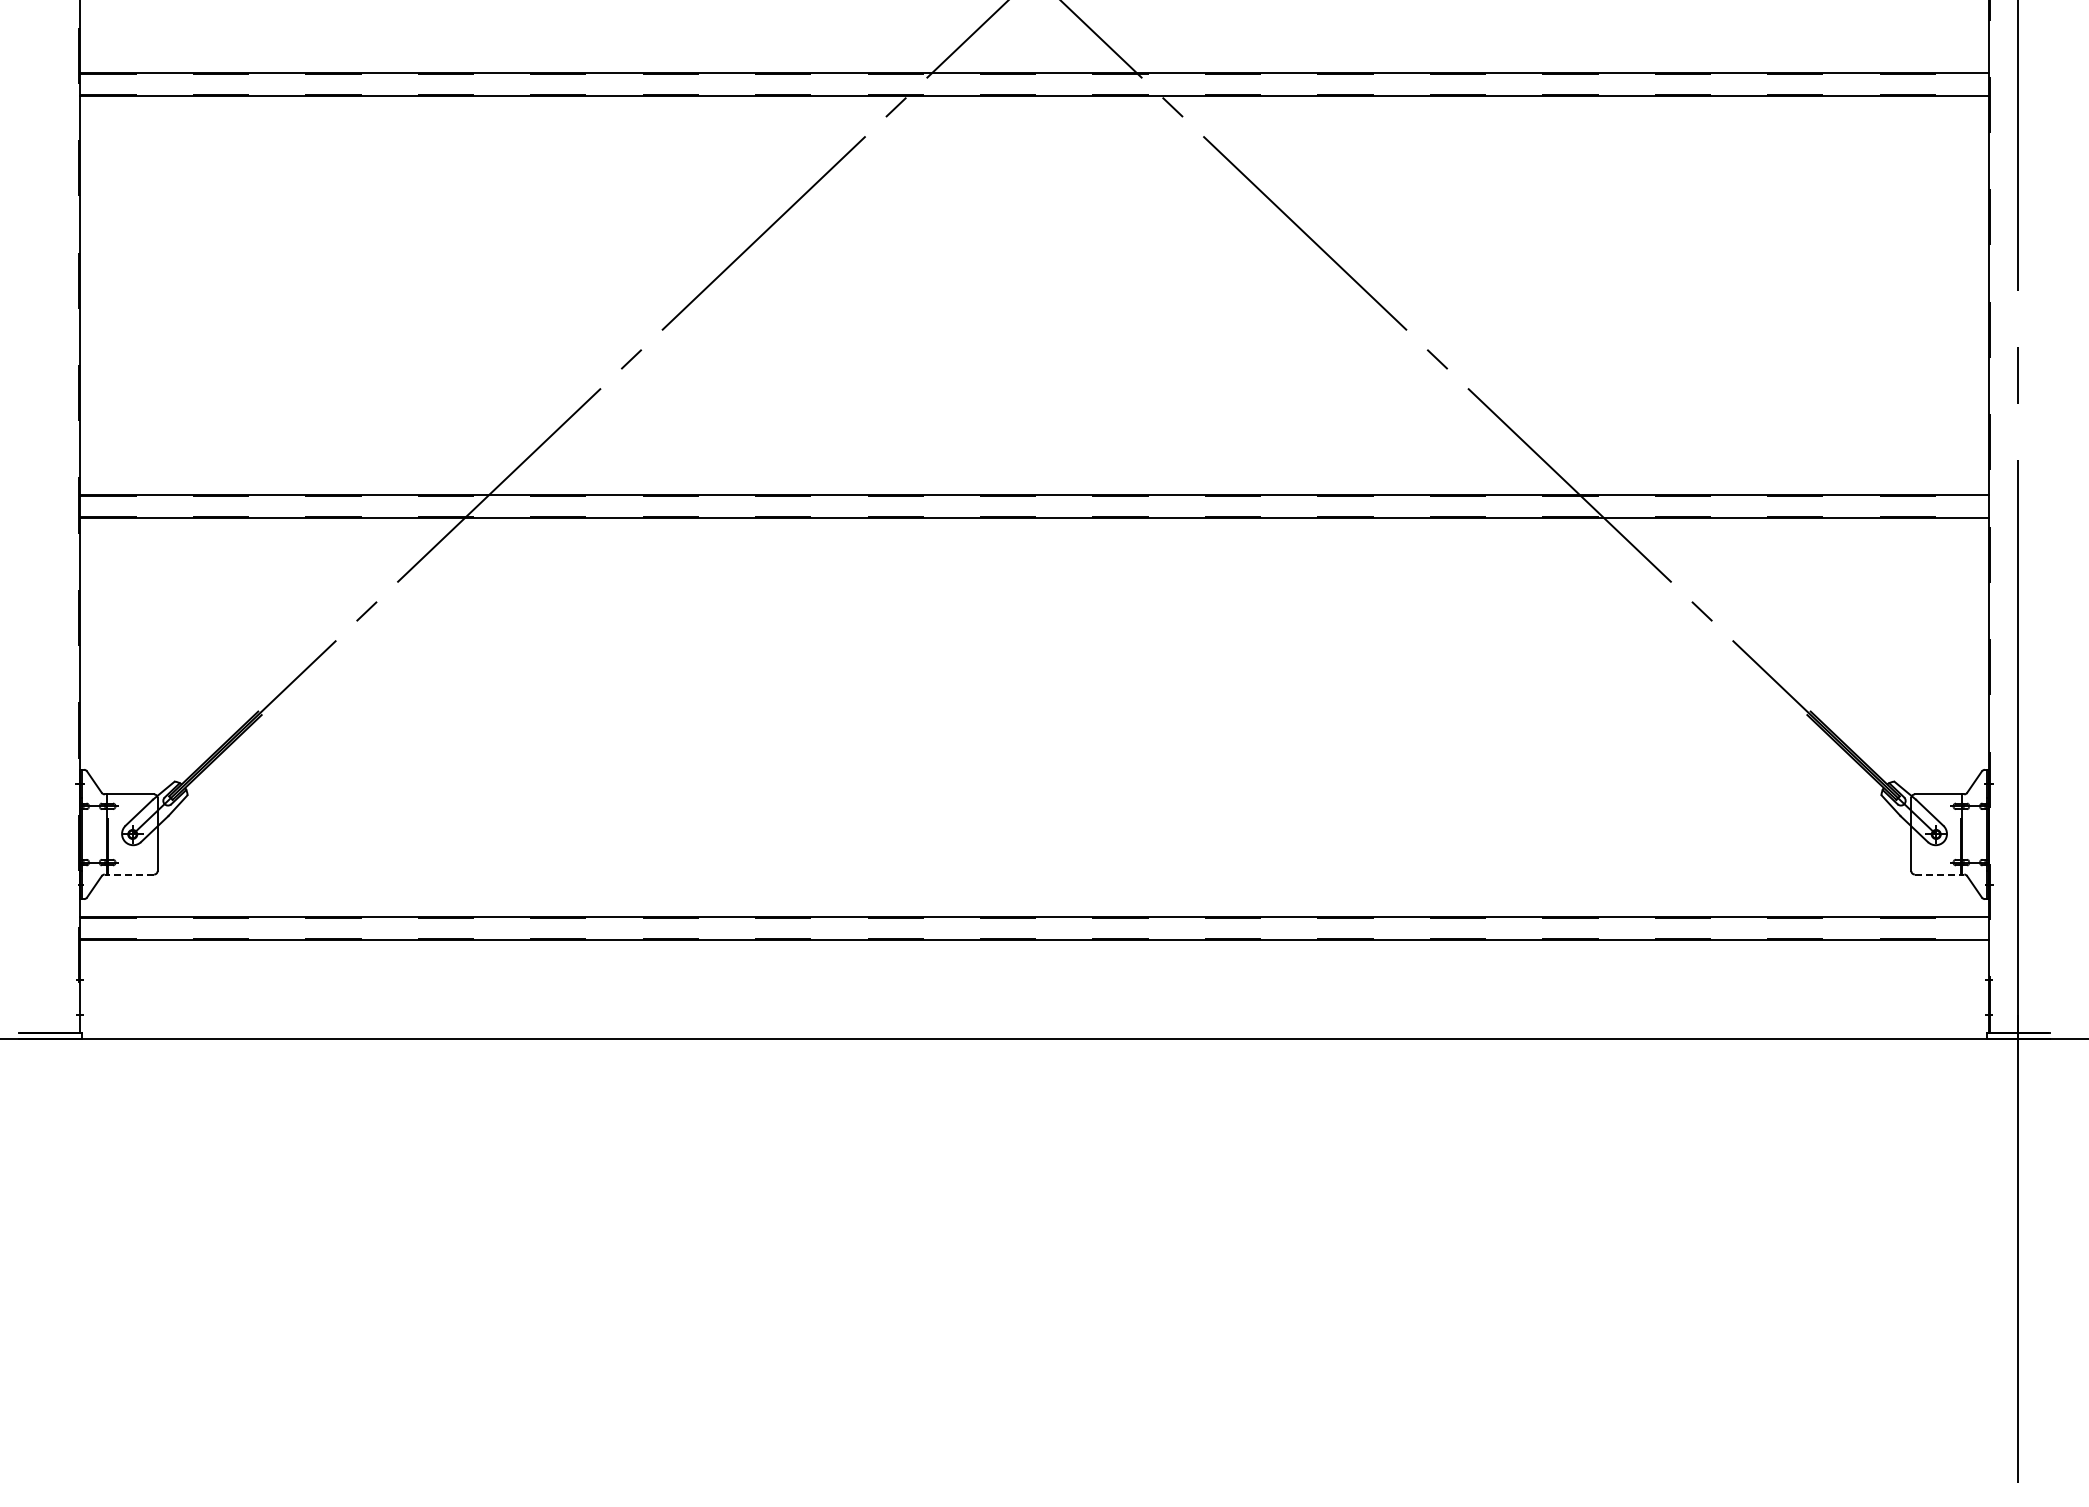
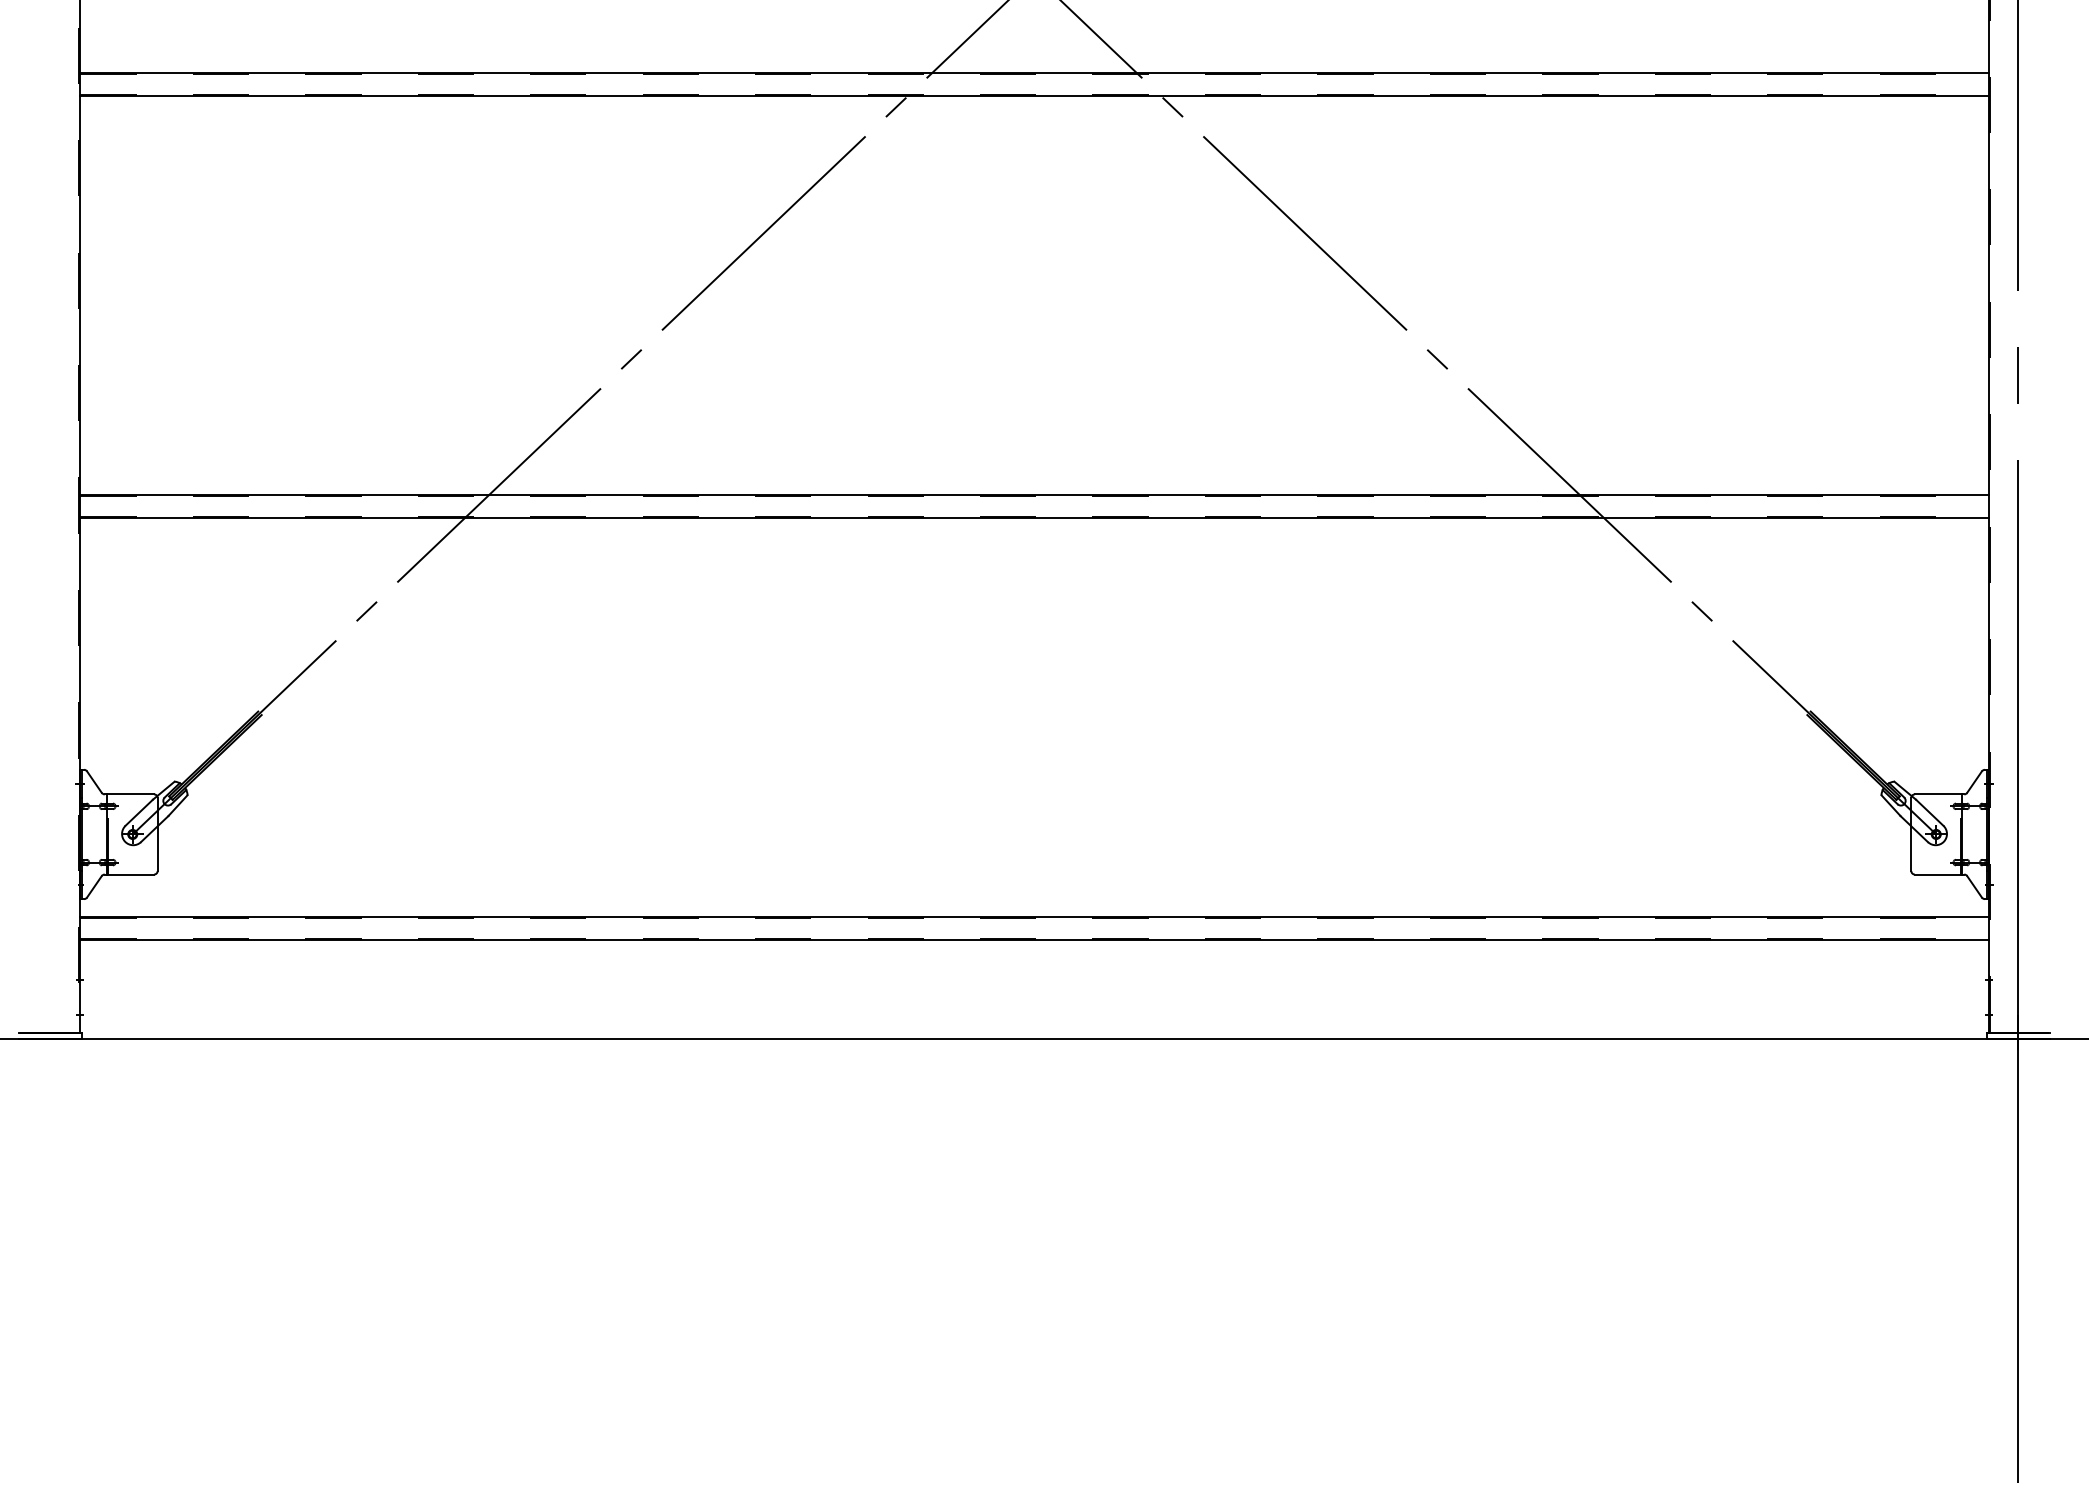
line: dashed -> solid (129, 874)
line: dashed -> solid (1939, 874)
